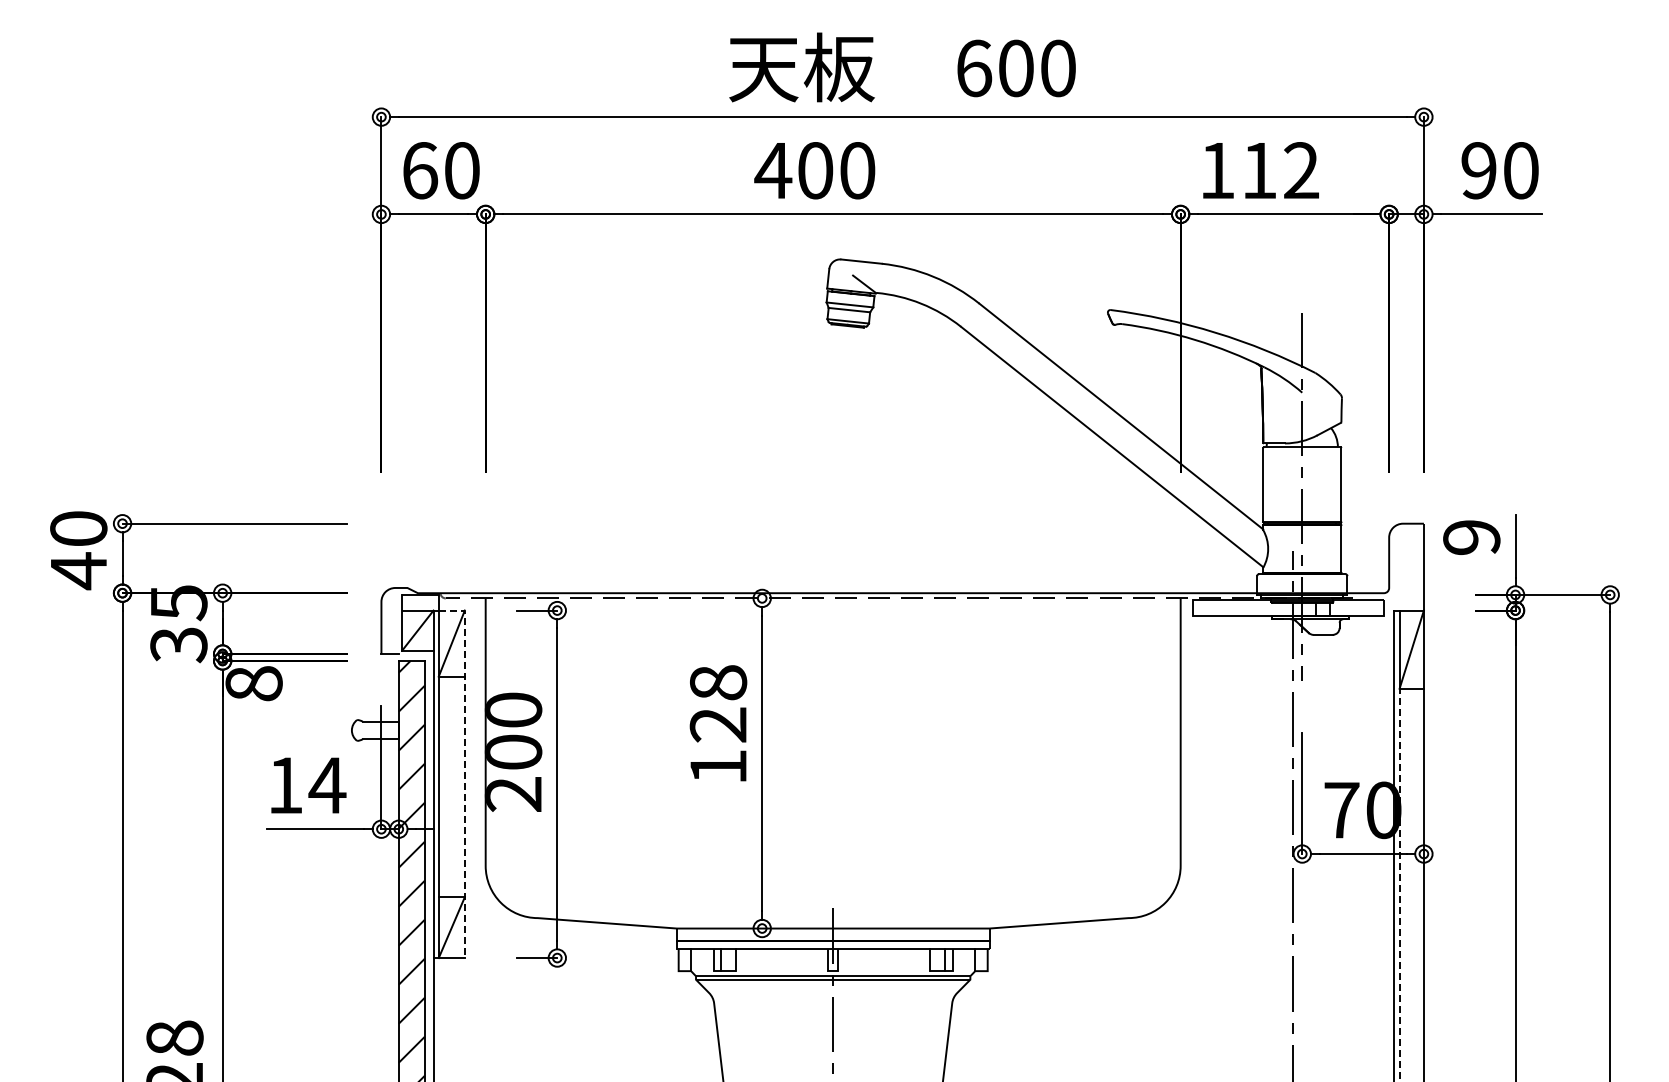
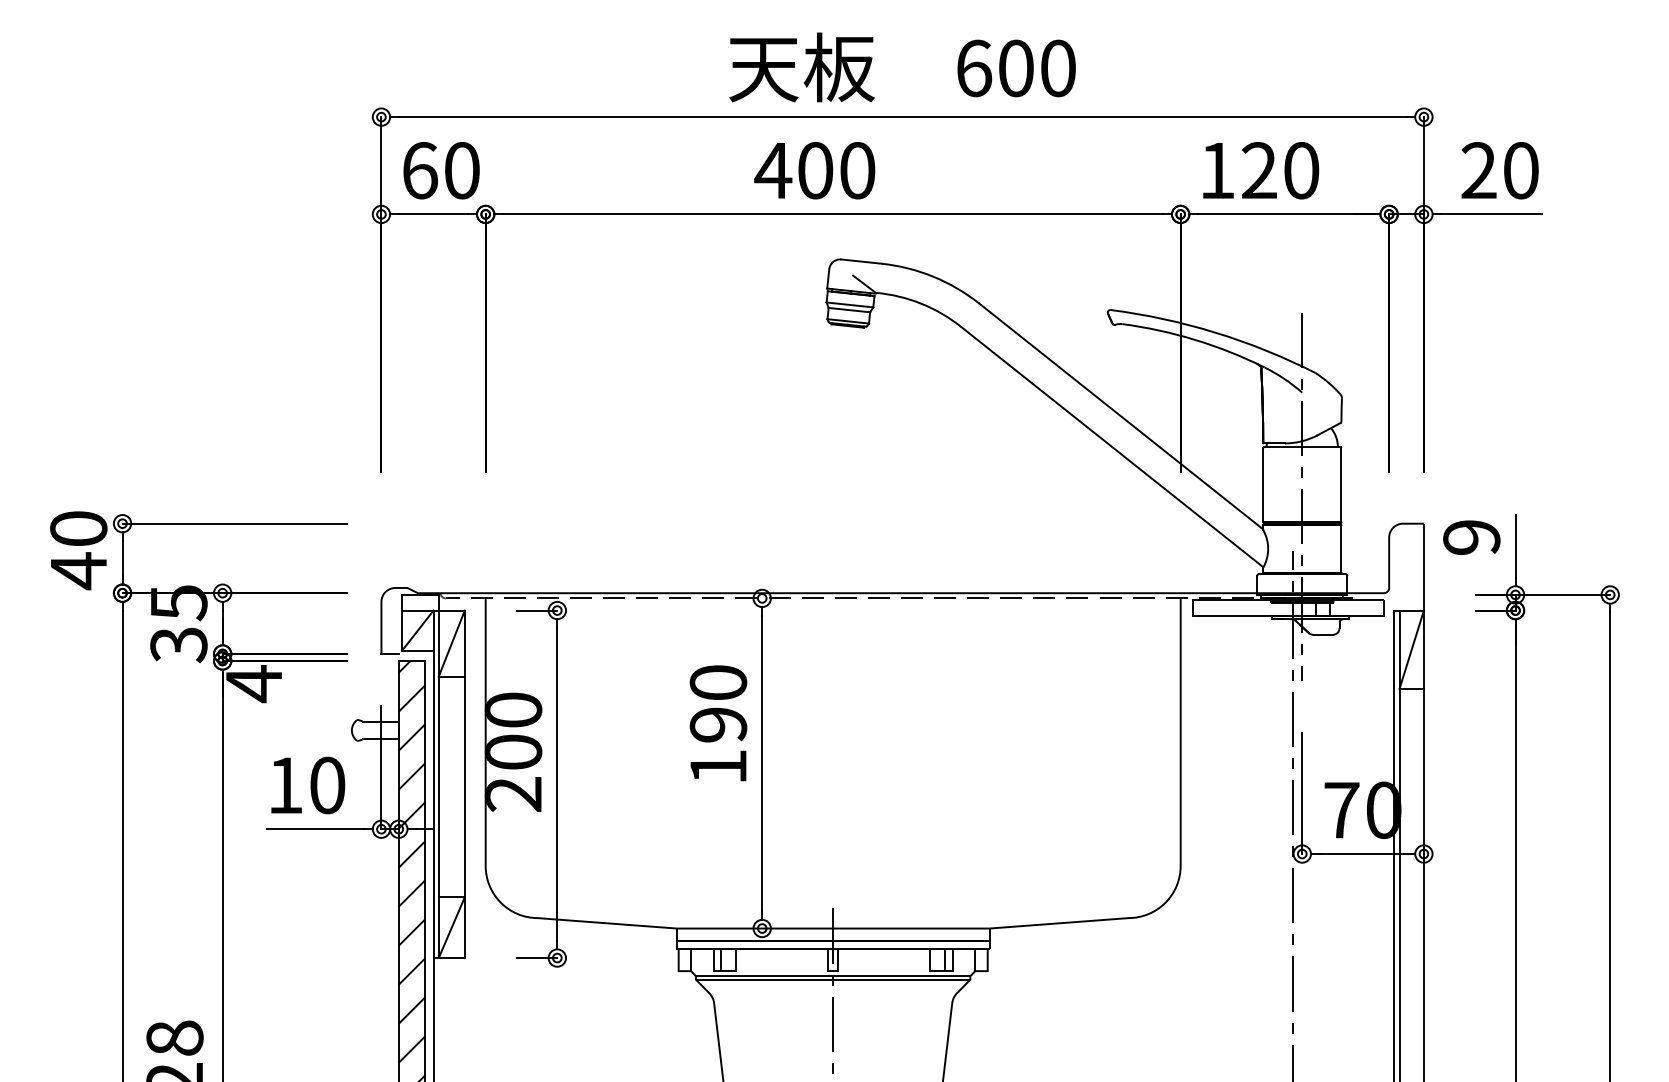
text: 112 -> 120 (1280, 170)
text: 90 -> 20 (1478, 170)
text: 8 -> 4 (253, 684)
text: 128 -> 190 (718, 703)
line: dashed -> solid (464, 770)
text: 14 -> 10 (327, 785)
line: dashed -> solid (1399, 884)
